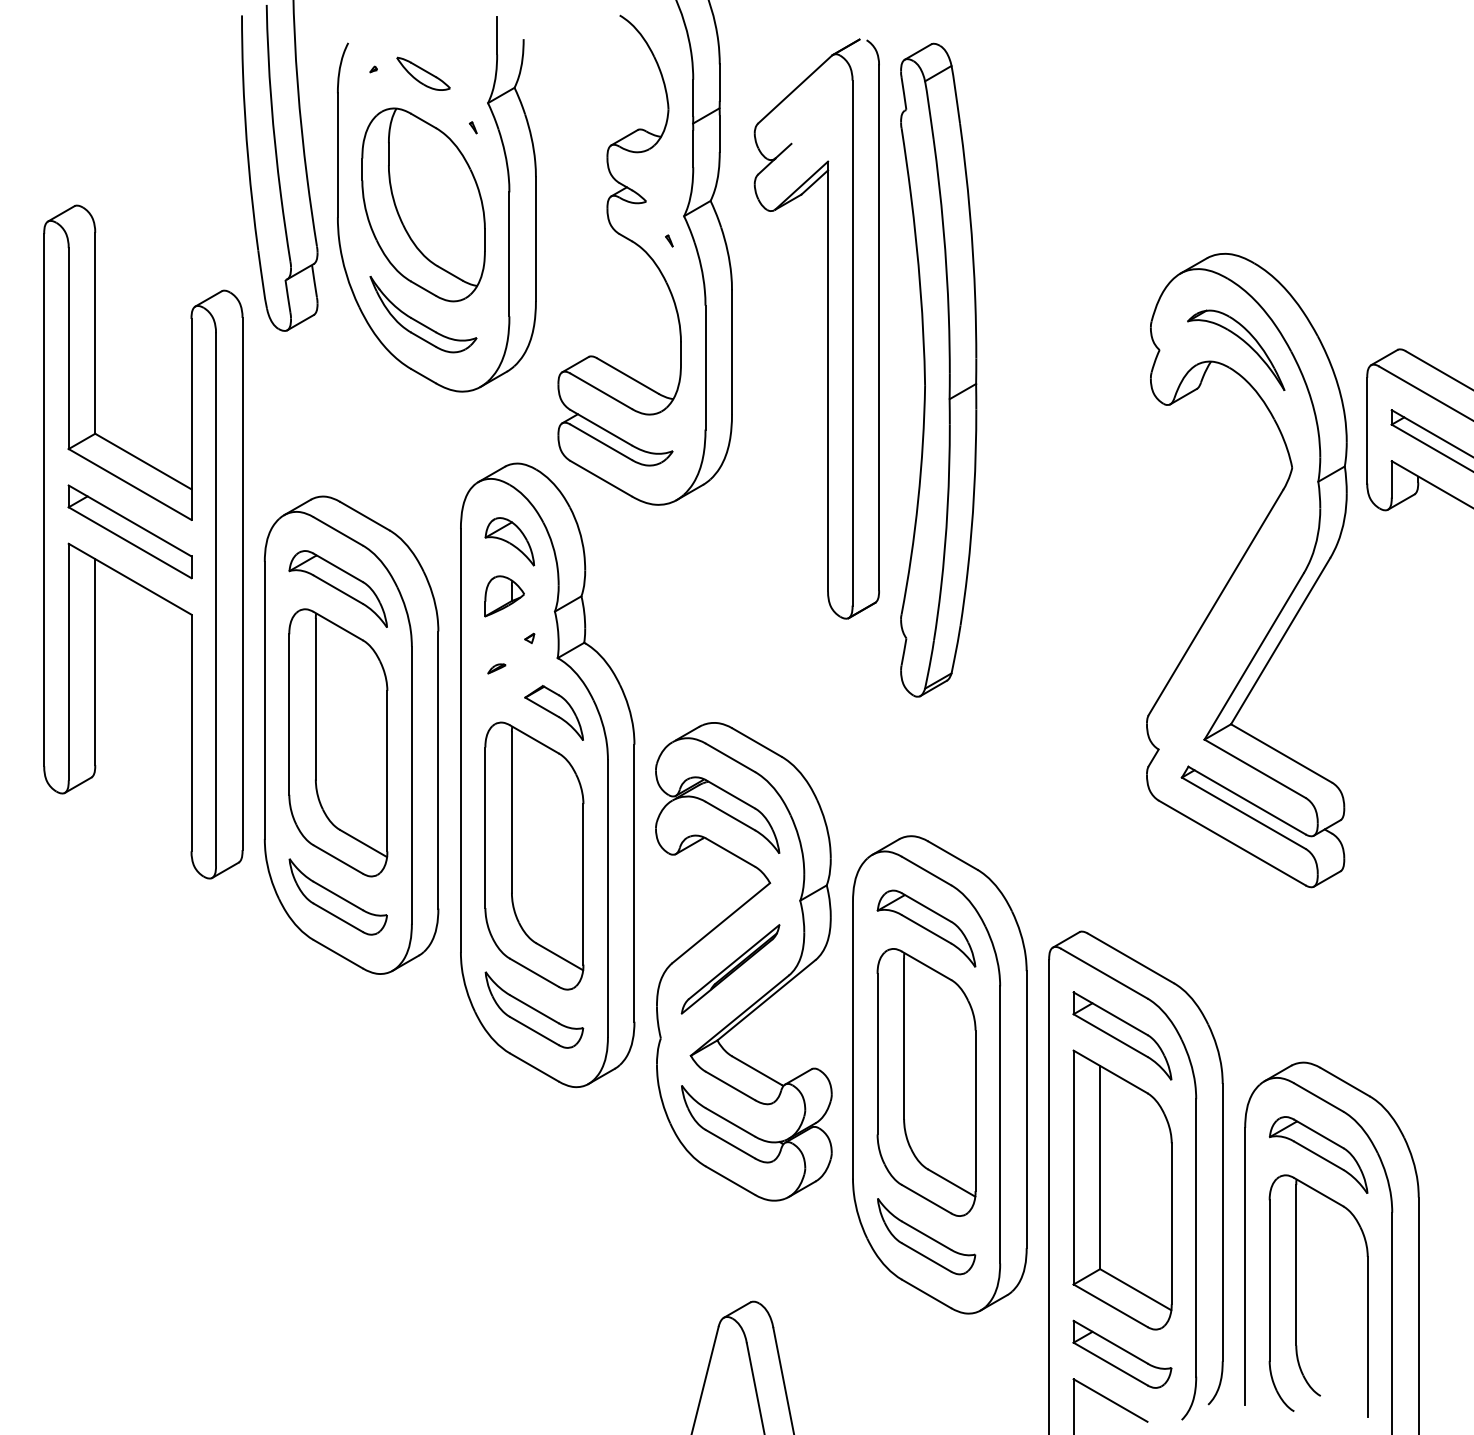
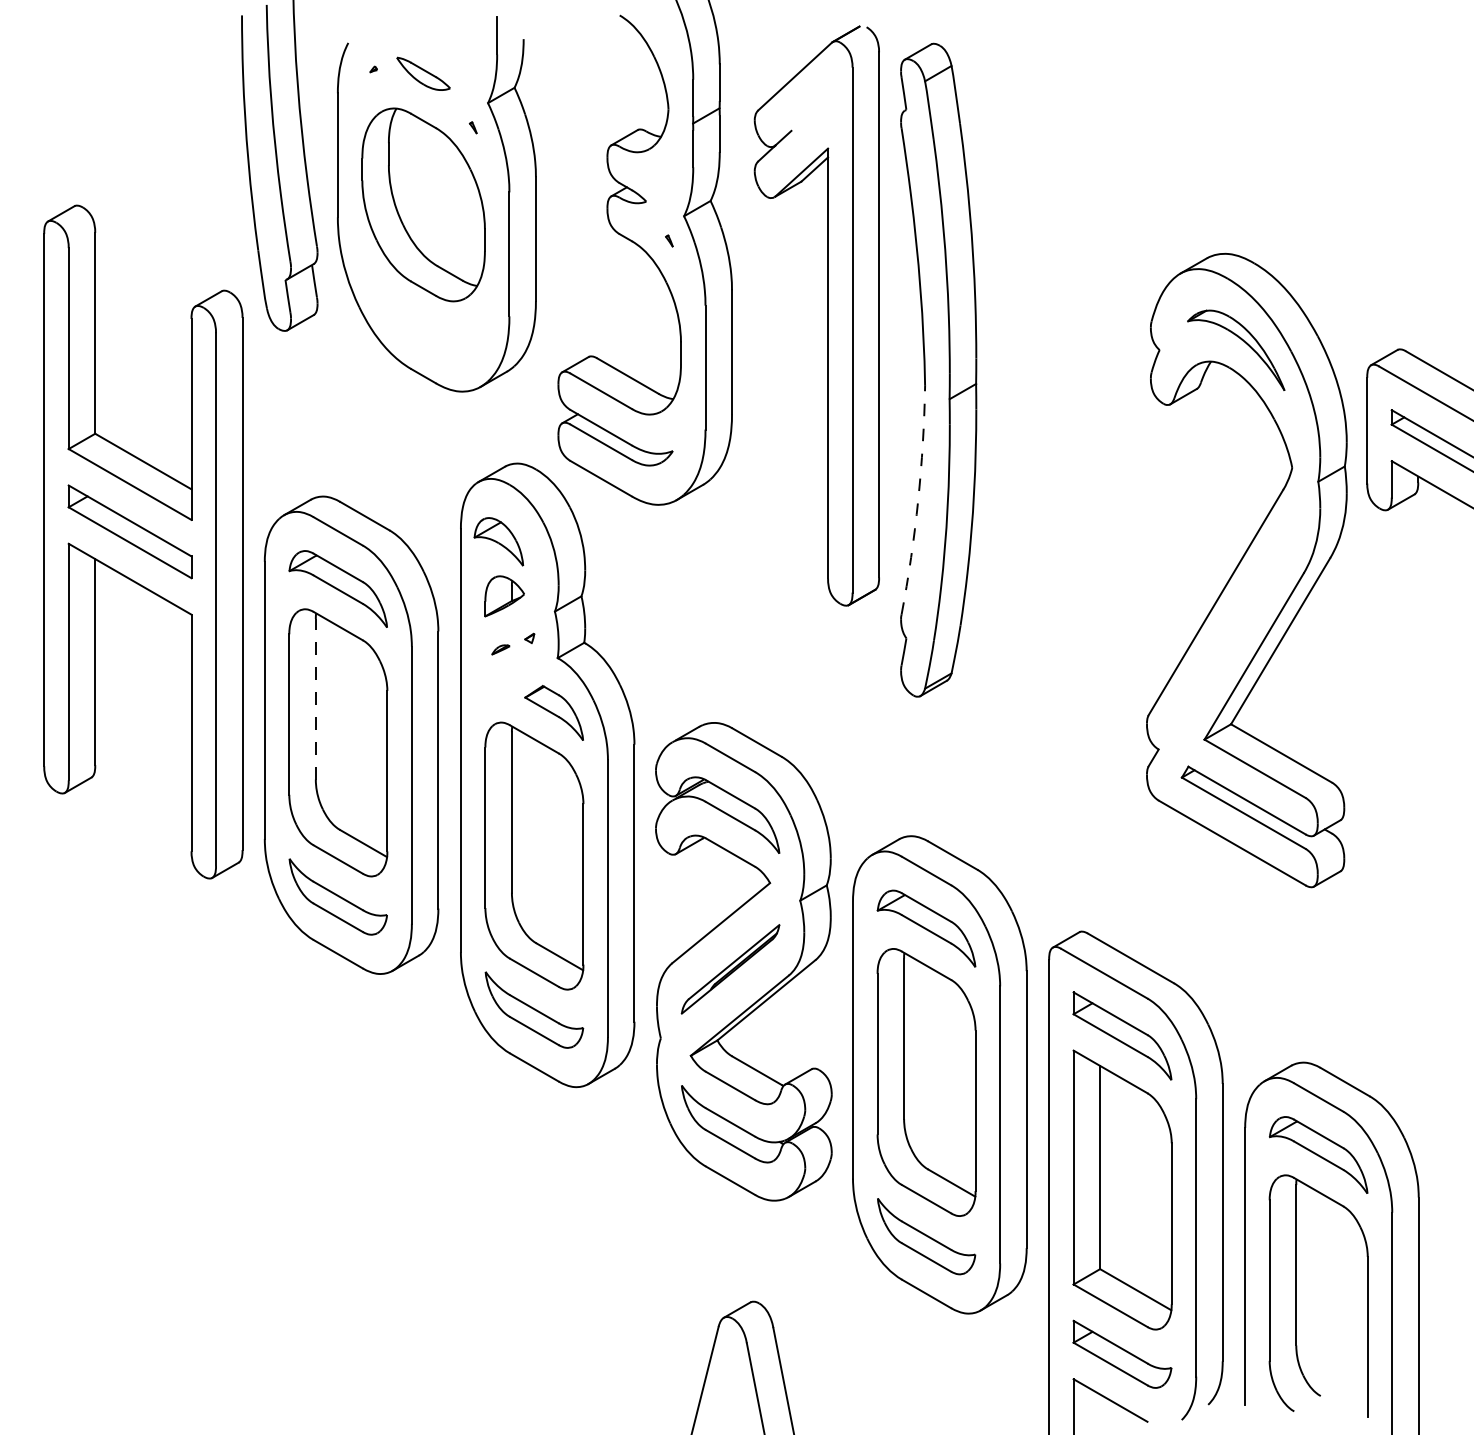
part: present -> none (419, 321)
part position: (827, 328) -> (827, 315) (827, 315)
arc: solid -> dashed (918, 500)
part position: (509, 541) -> (498, 541) (498, 541)
part position: (496, 668) -> (500, 649) (500, 649)
line: solid -> dashed (315, 698)
